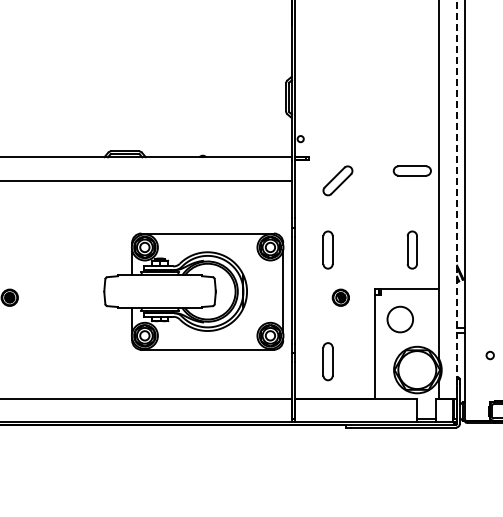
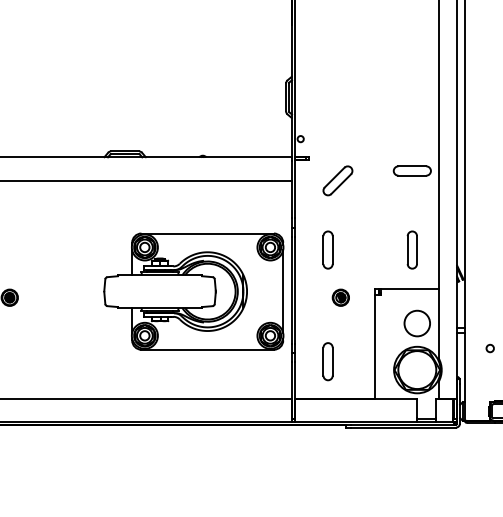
line: dashed -> solid (457, 199)
circle position: (399, 319) -> (416, 323) (416, 323)
circle position: (489, 355) -> (489, 348) (489, 348)
